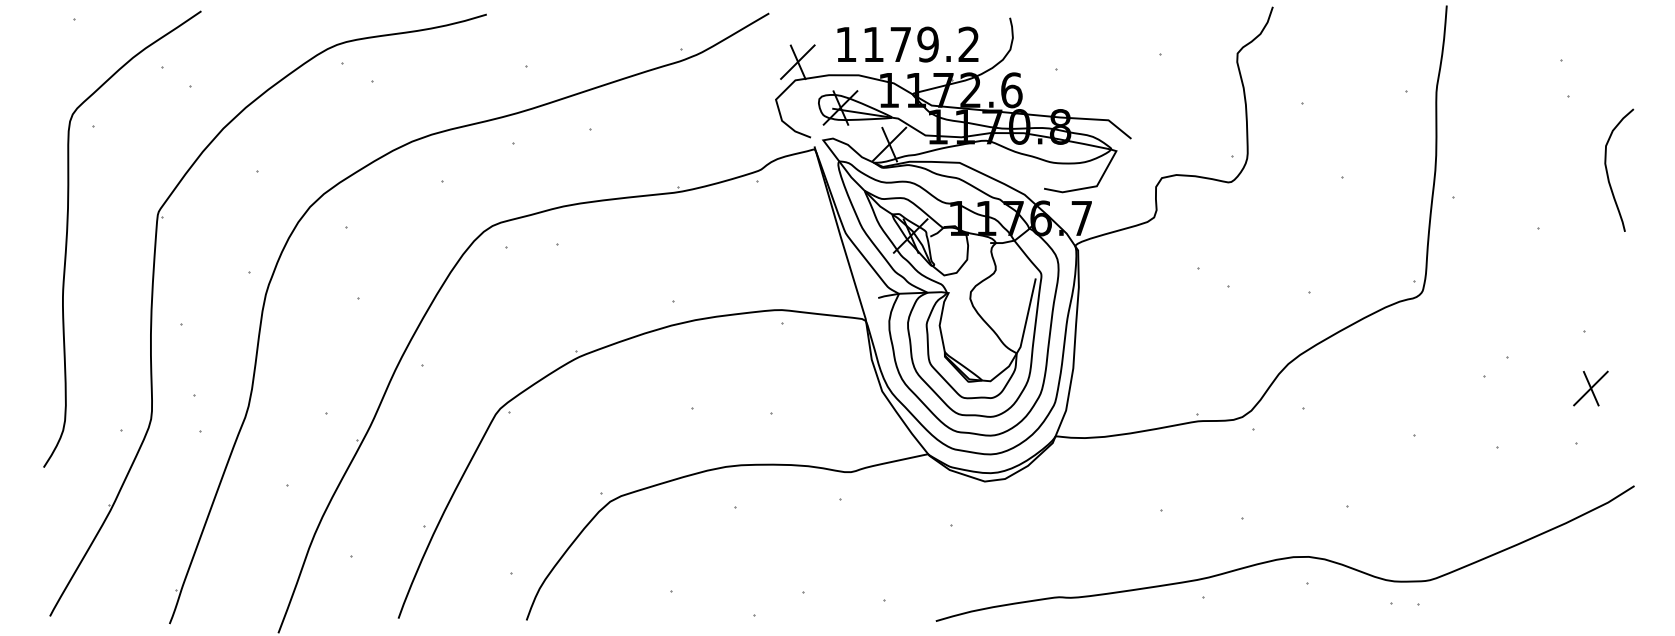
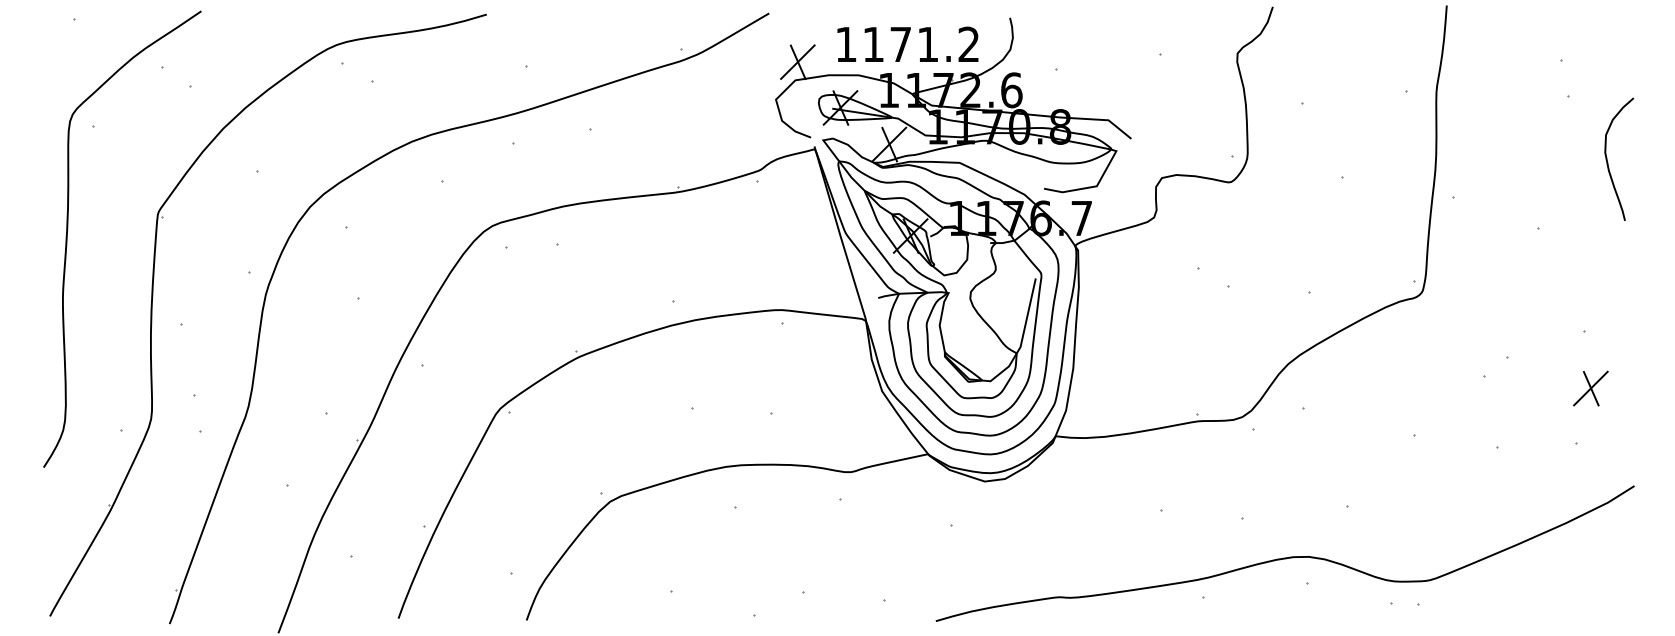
text: 1179.2 -> 1171.2 (927, 44)
curve position: (1608, 173) -> (1608, 162) (1608, 162)
